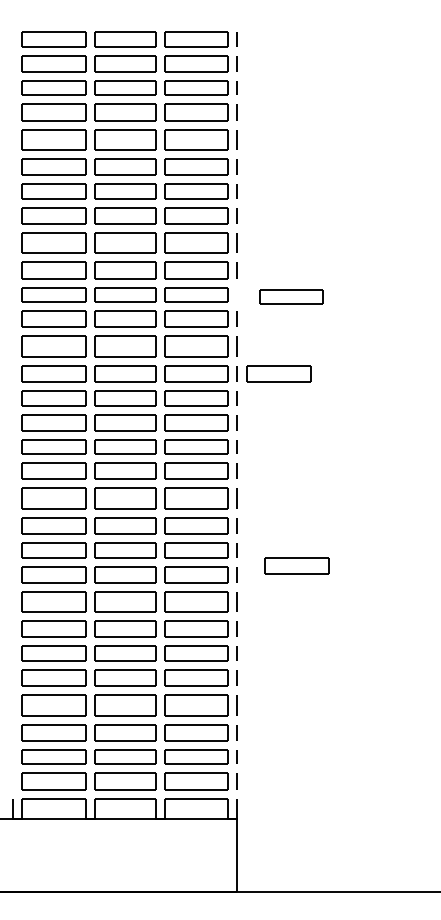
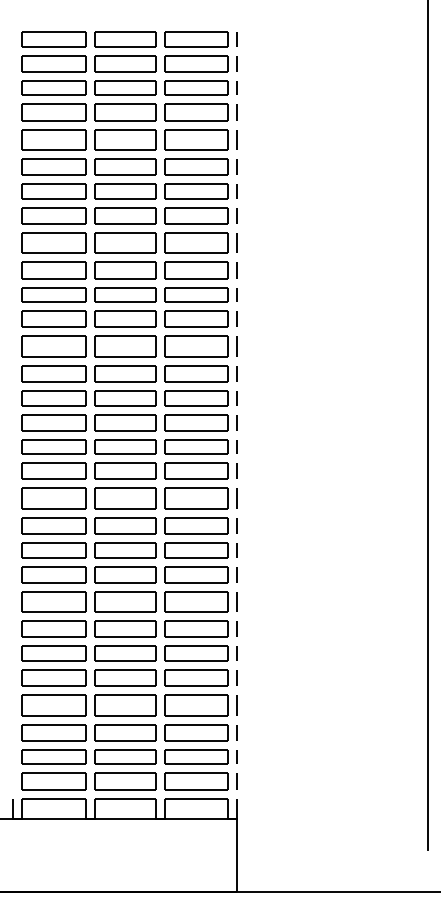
line: none -> present (236, 294)
part: present -> none (291, 296)
part: present -> none (278, 373)
line: none -> present (427, 425)
part: present -> none (296, 565)
